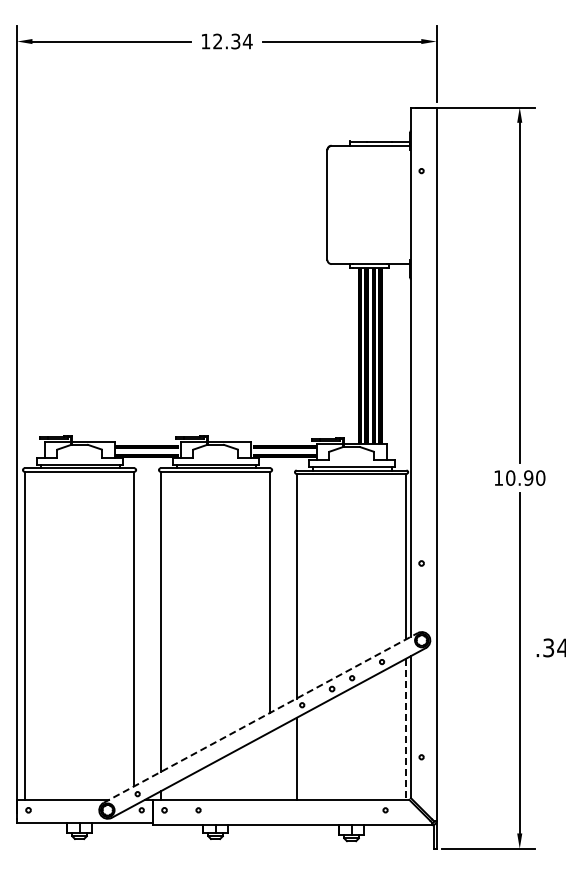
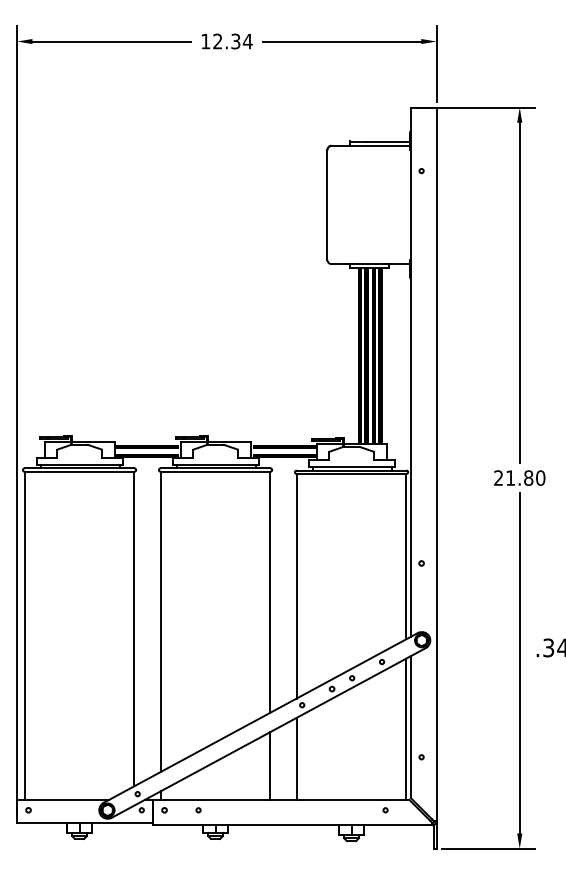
text: 10.90 -> 21.80 (513, 477)
line: dashed -> solid (260, 717)
line: dashed -> solid (406, 729)
line: none -> present (270, 765)
